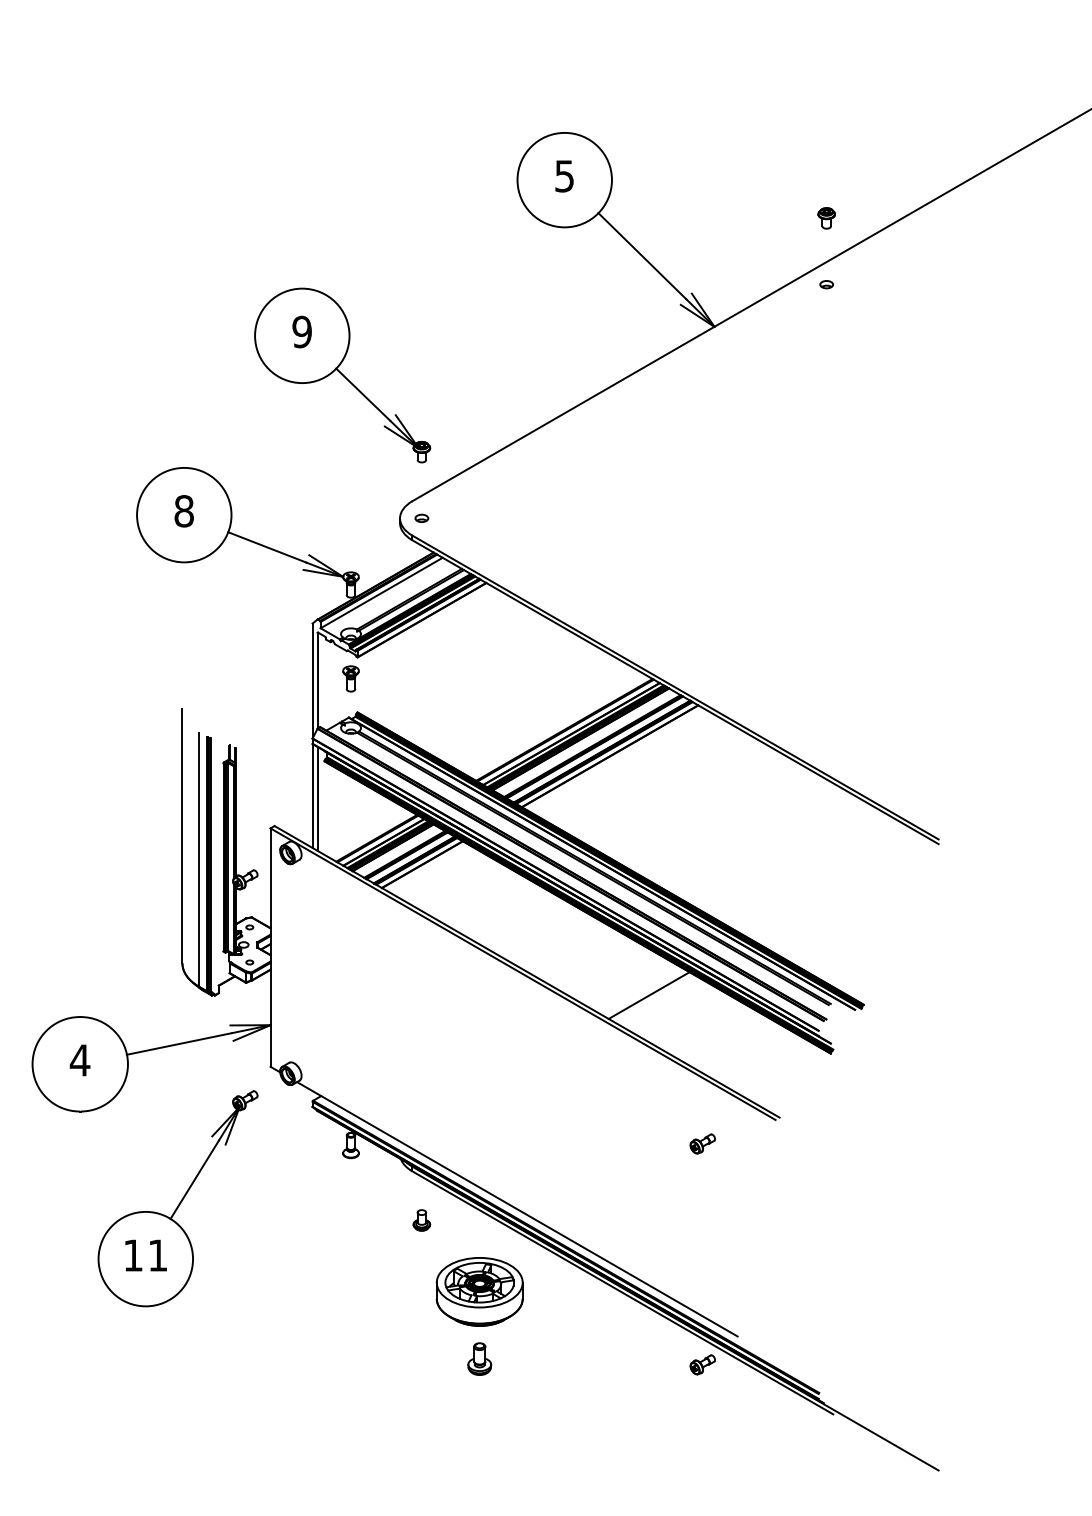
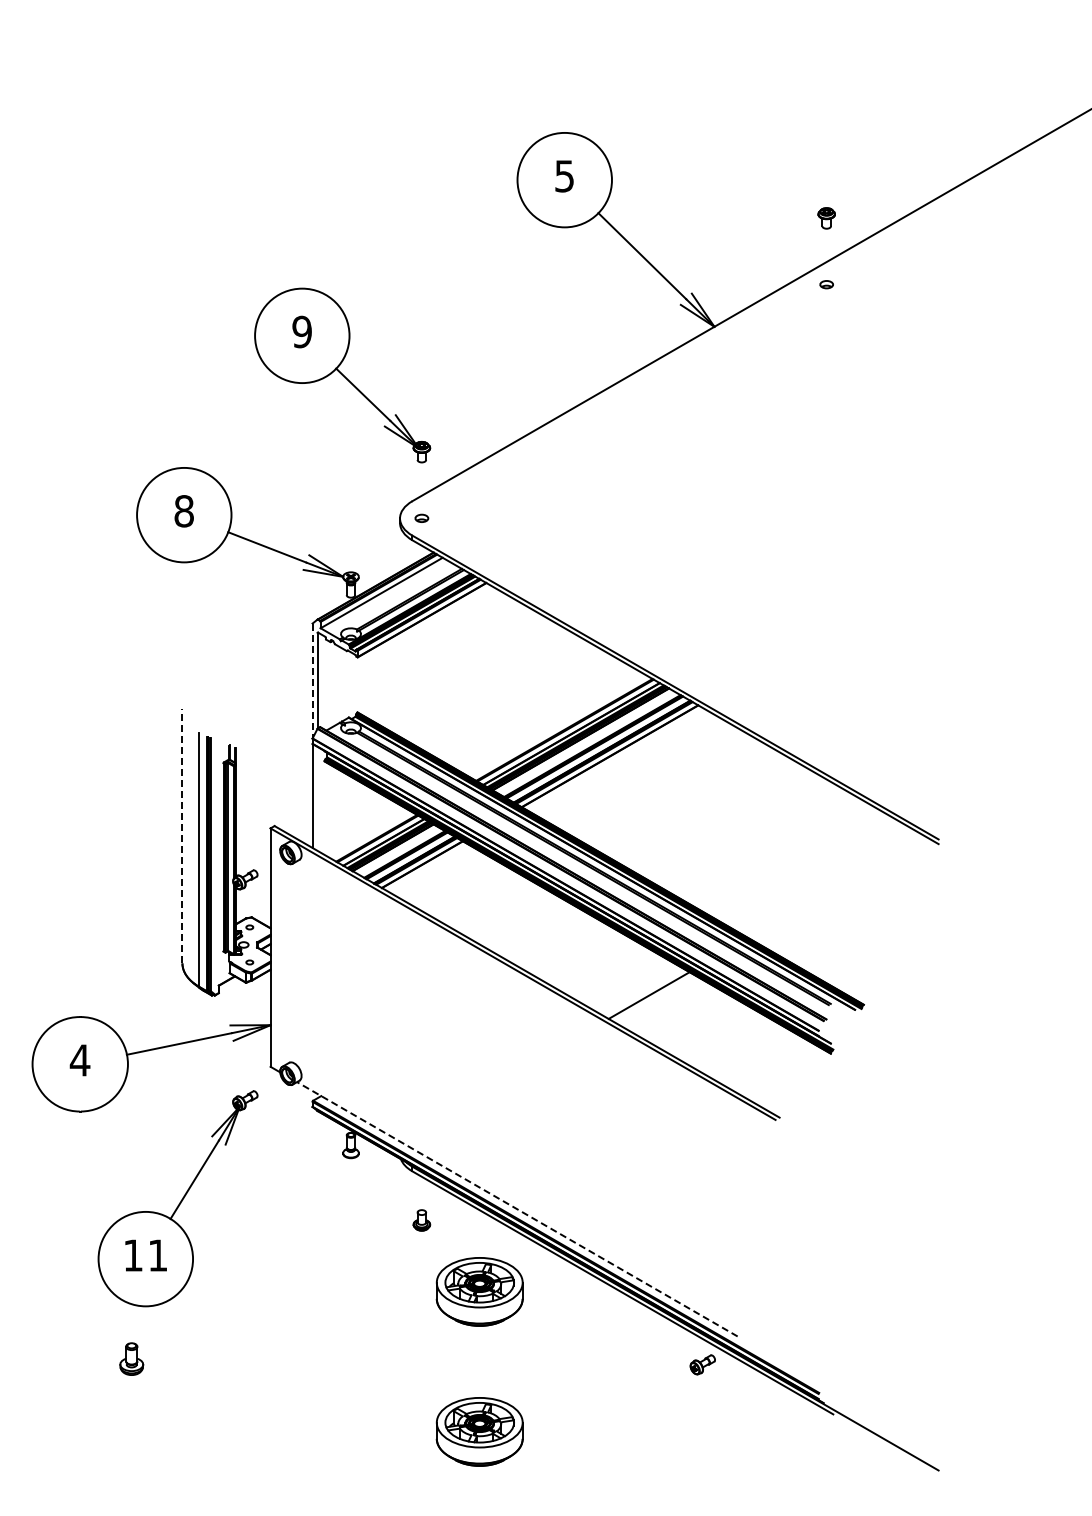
part: present -> none (350, 678)
line: solid -> dashed (312, 681)
line: present -> none (317, 798)
line: solid -> dashed (182, 835)
part: present -> none (702, 1143)
line: solid -> dashed (516, 1209)
part position: (479, 1358) -> (131, 1358) (131, 1358)
part: none -> present (479, 1431)
